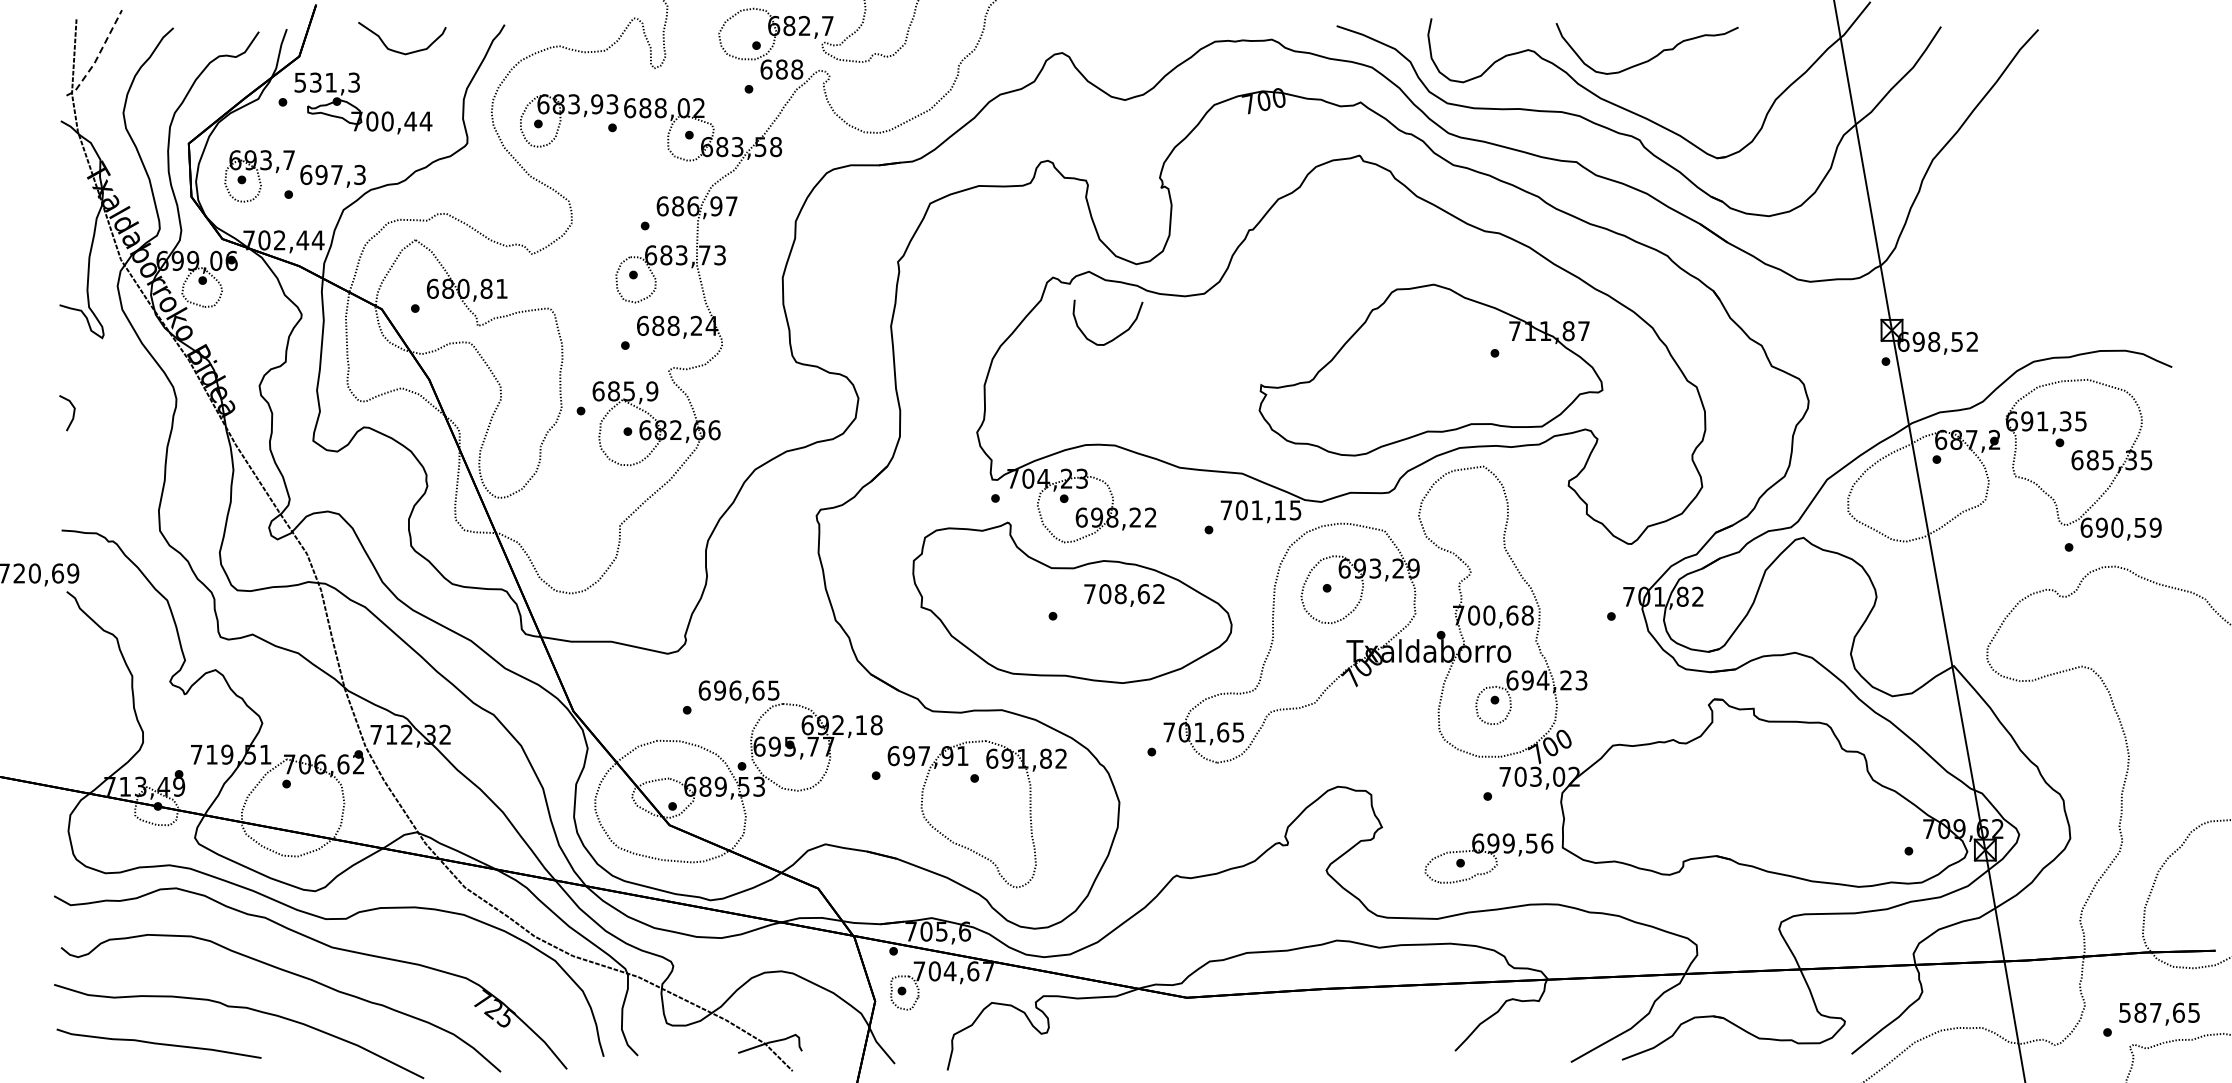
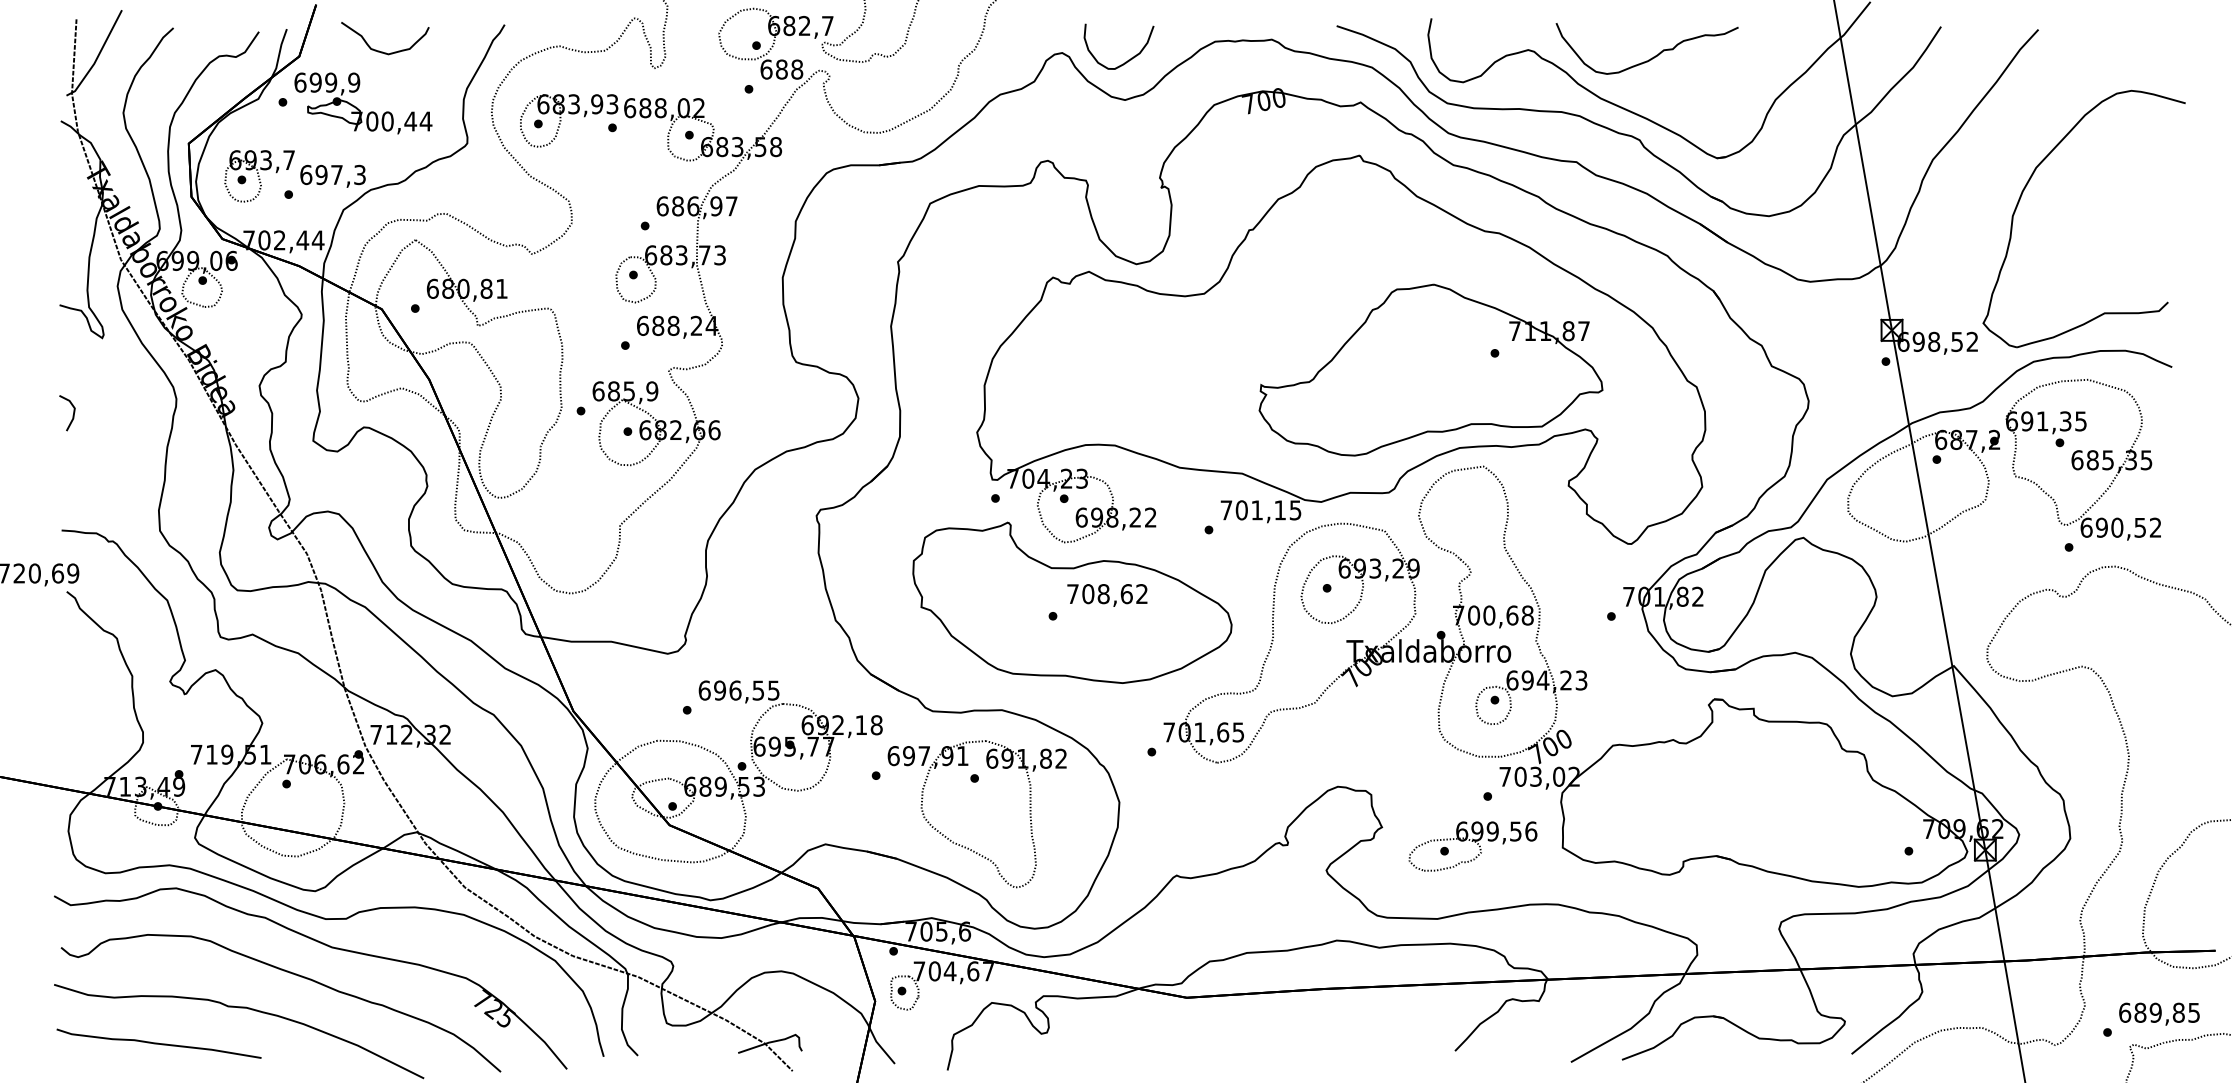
curve position: (399, 51) -> (382, 51) (382, 51)
line: dashed -> solid (97, 56)
text: 531,3 -> 699,9 (327, 82)
part: none -> present (2026, 187)
curve position: (1117, 335) -> (1128, 59) (1128, 59)
text: 690,59 -> 690,52 (2155, 527)
text position: (1124, 595) -> (1107, 595) (1107, 595)
text: 696,65 -> 696,55 (758, 690)
part position: (1488, 858) -> (1472, 846) (1472, 846)
text: 587,65 -> 689,85 (2151, 1012)
